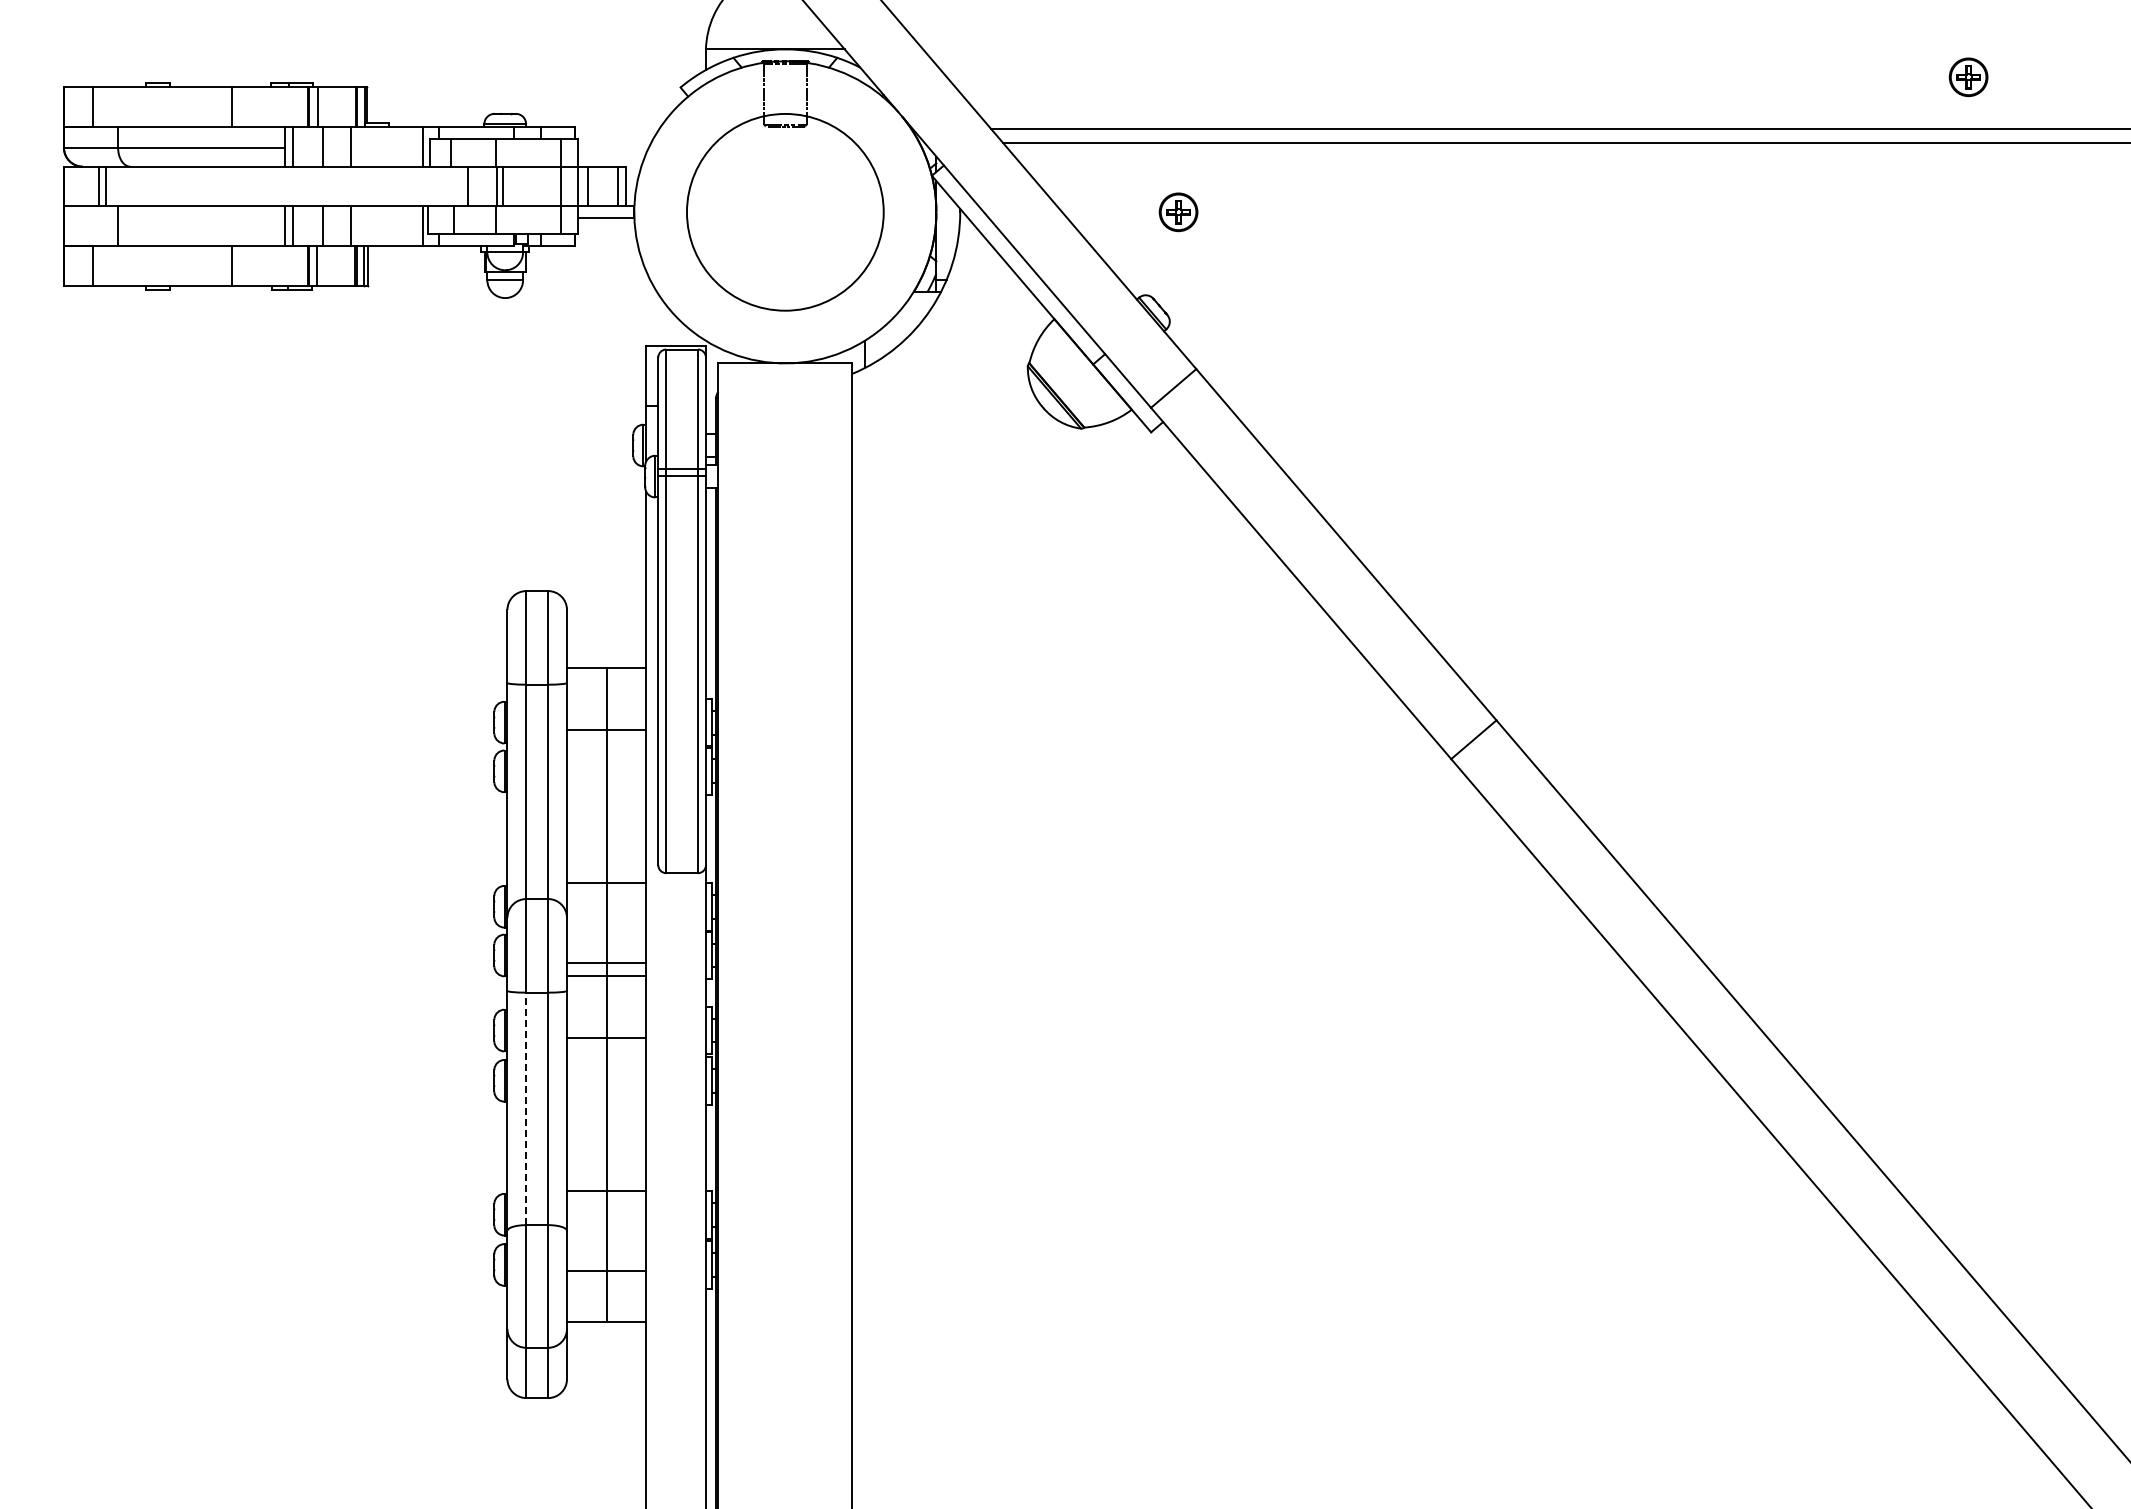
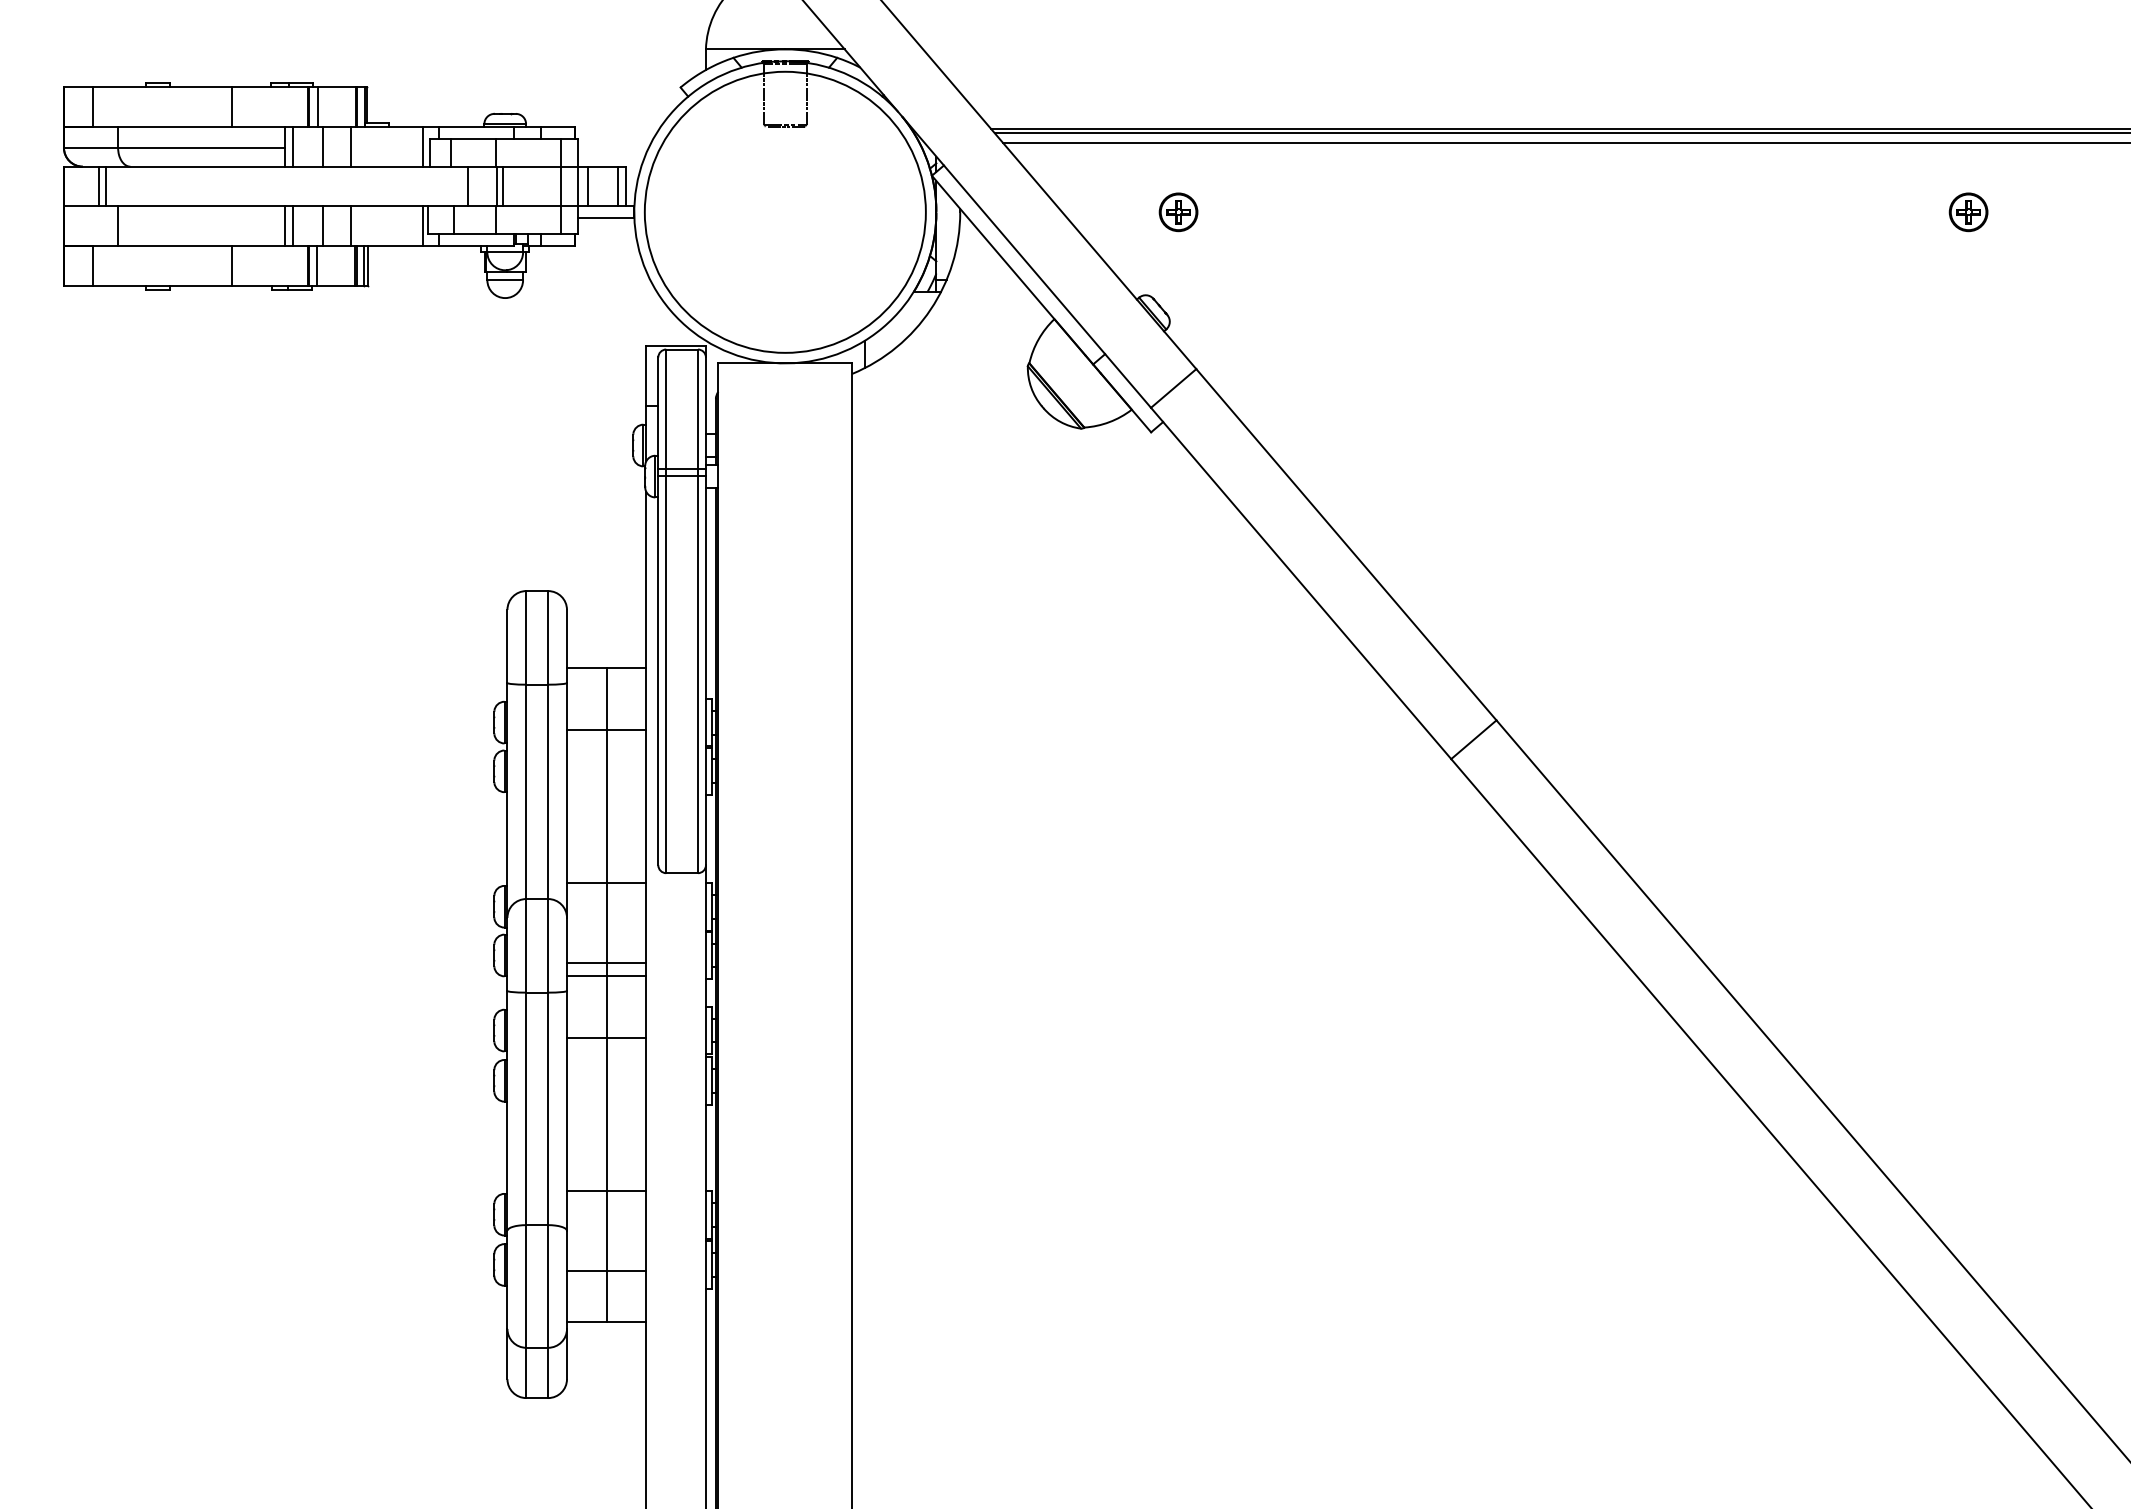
part position: (1968, 77) -> (1968, 212) (1968, 212)
line: none -> present (1560, 132)
circle diameter: 197 px -> 281 px (784, 211)
line: dashed -> solid (526, 1108)
